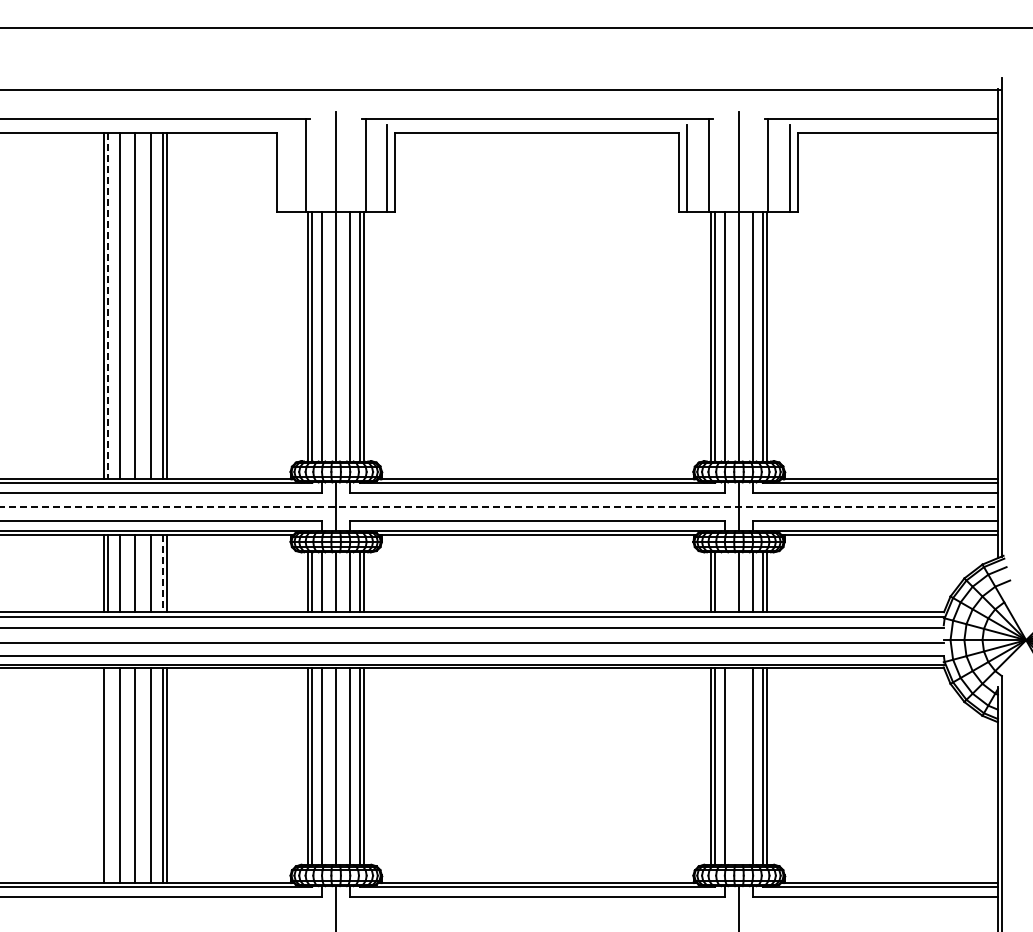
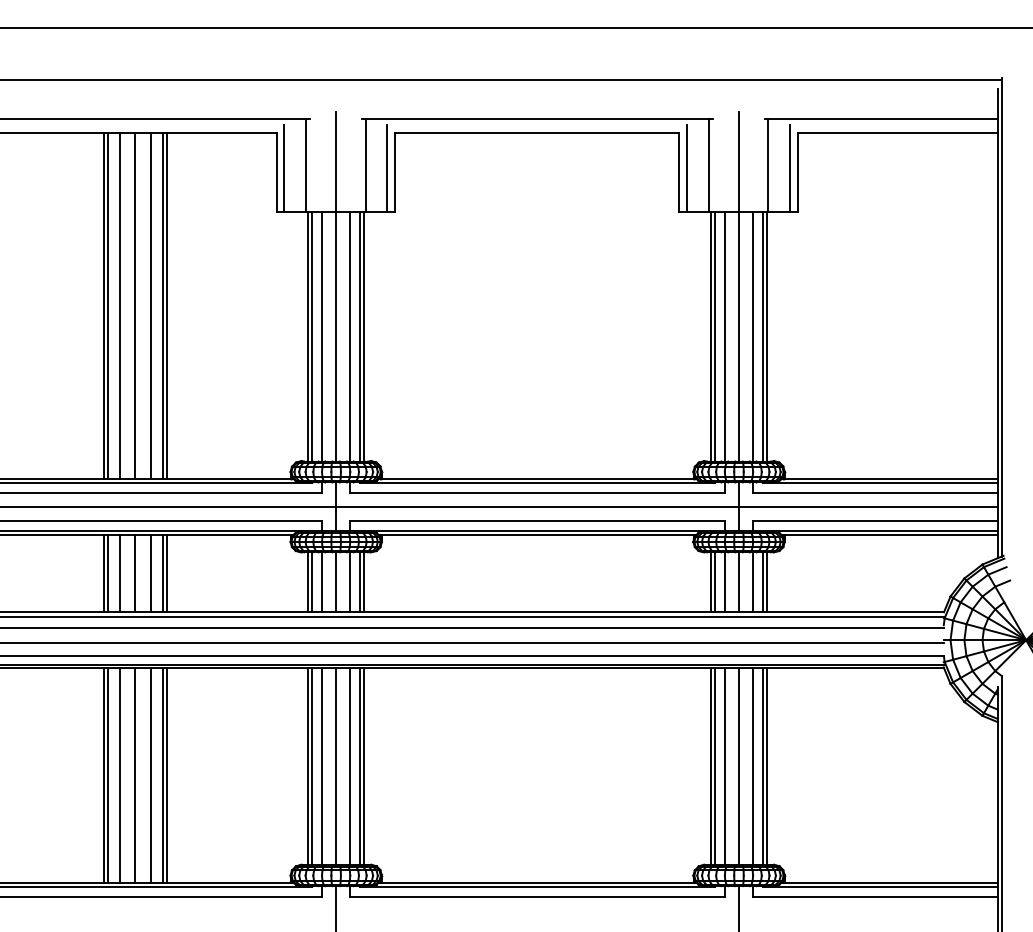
line position: (501, 90) -> (501, 80) (501, 80)
line: none -> present (284, 168)
line: dashed -> solid (108, 306)
line: dashed -> solid (499, 507)
line: dashed -> solid (162, 574)
line: none -> present (724, 582)
line: none -> present (738, 766)
line: none -> present (108, 774)
